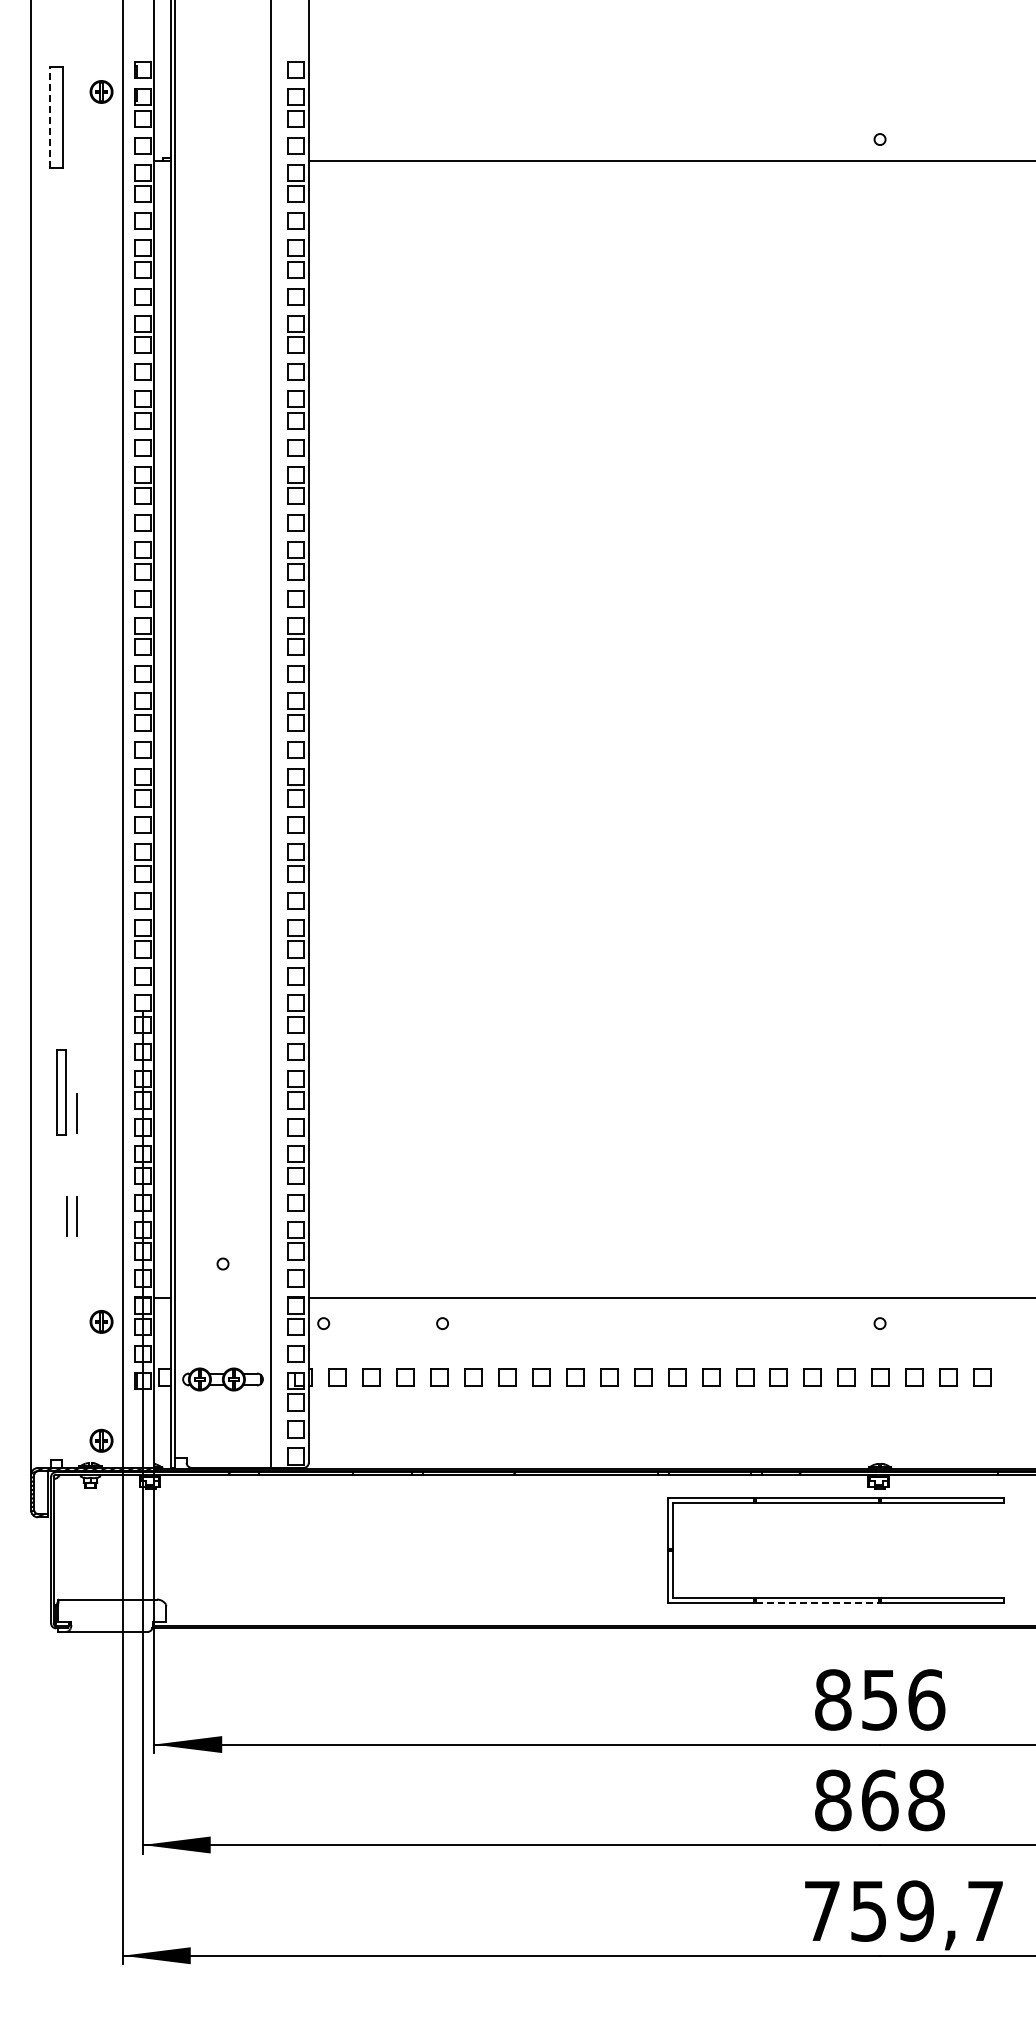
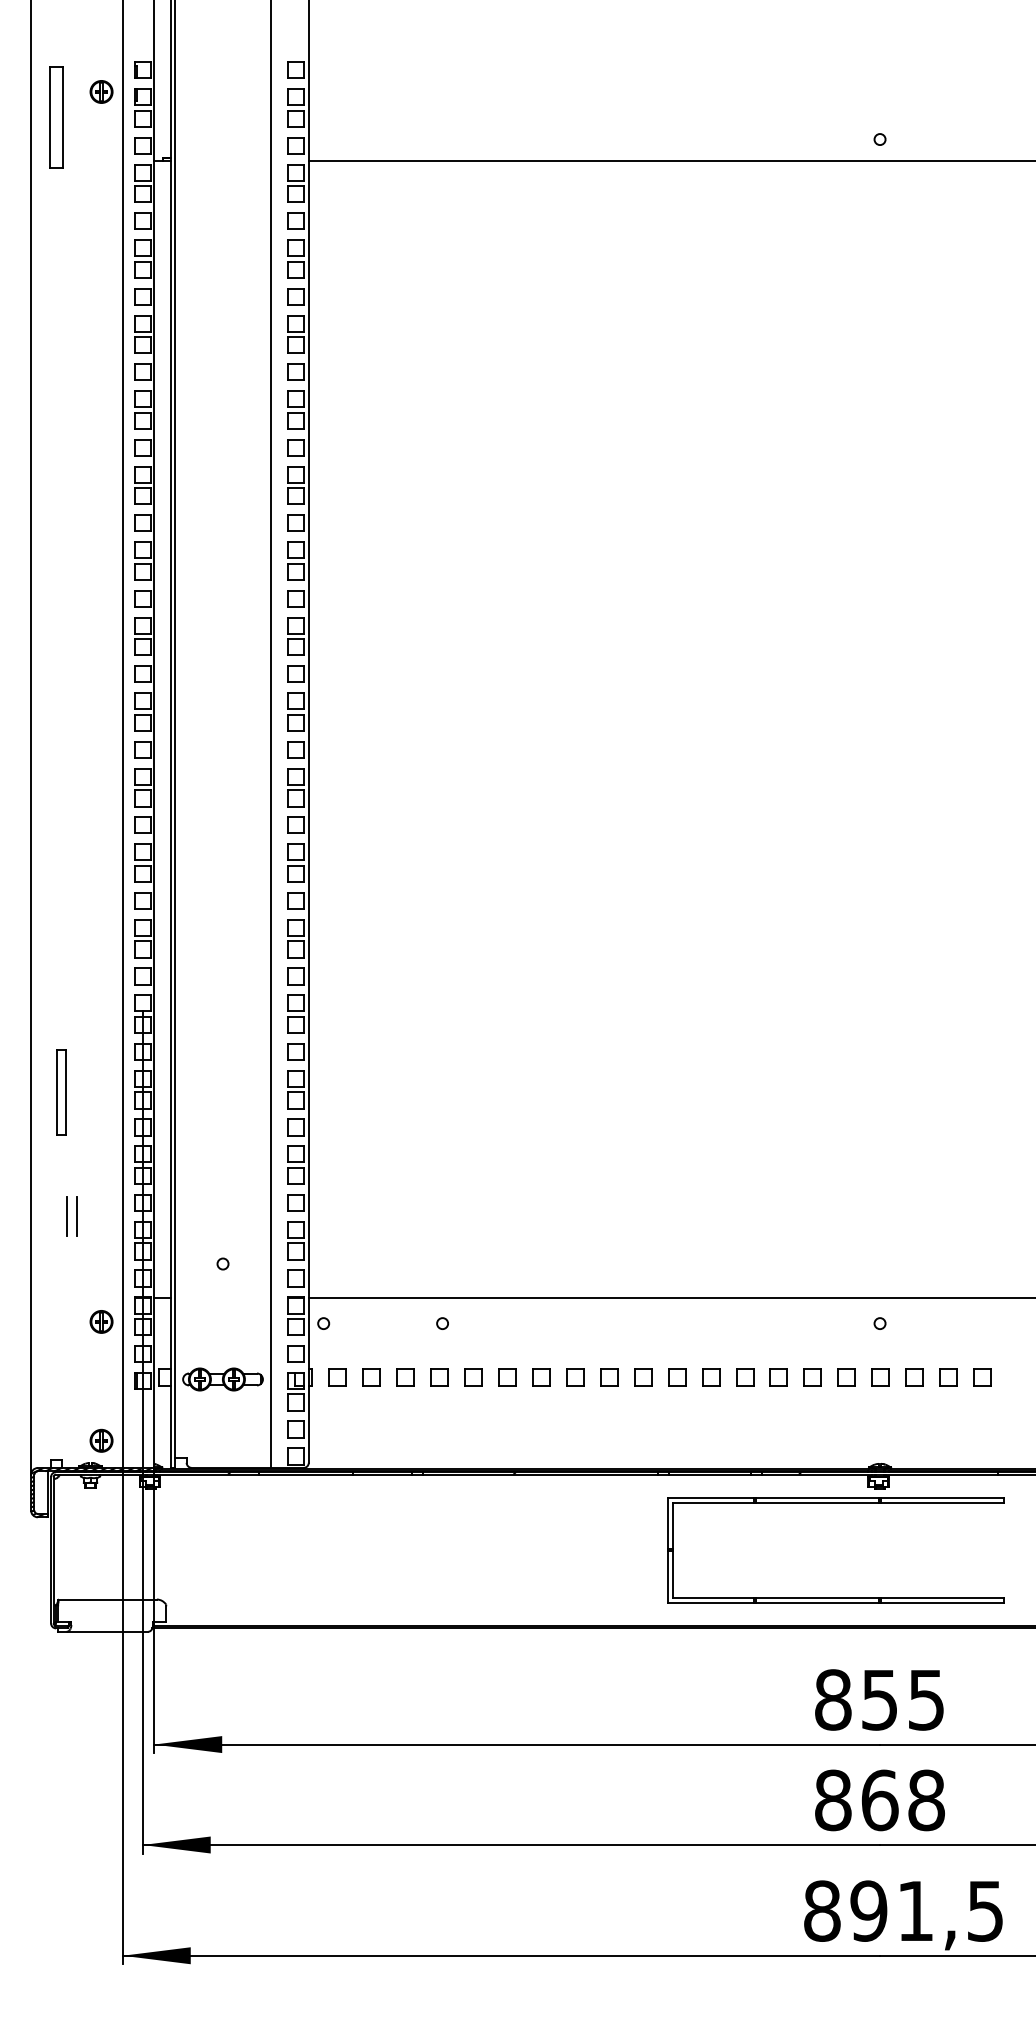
line: dashed -> solid (49, 116)
line: present -> none (76, 1113)
line: dashed -> solid (817, 1602)
text: 856 -> 855 (926, 1699)
text: 759,7 -> 891,5 (903, 1910)
